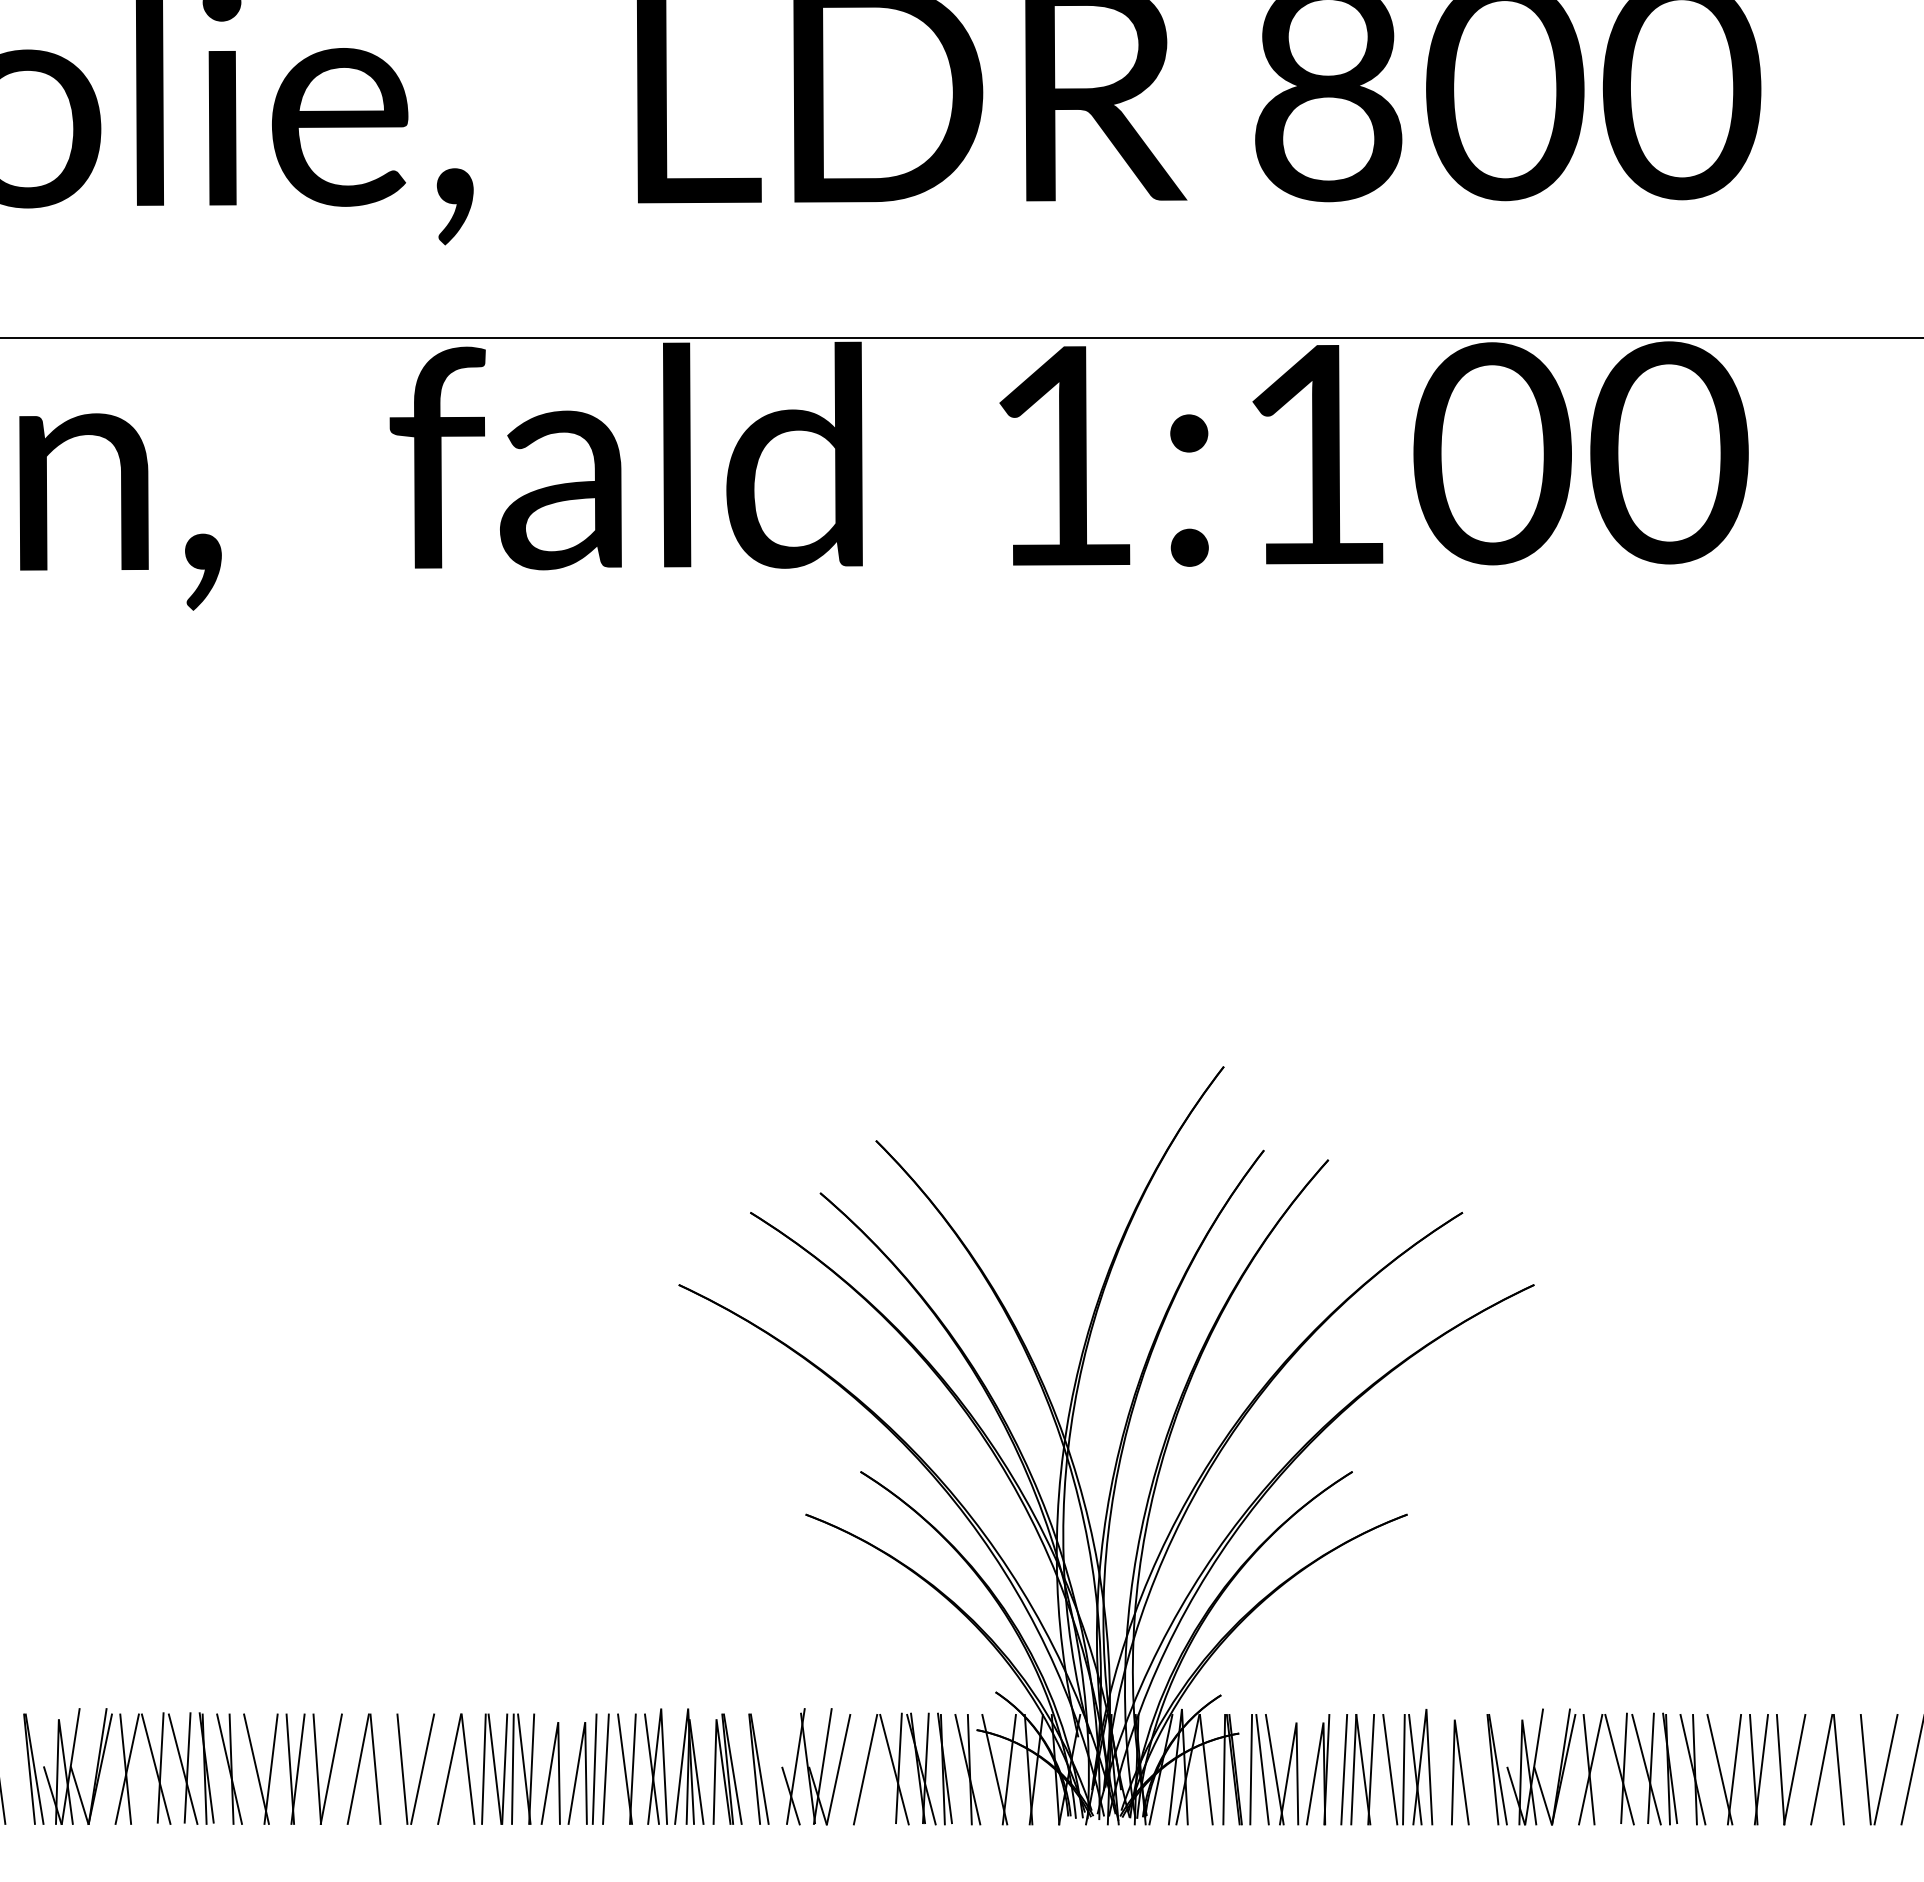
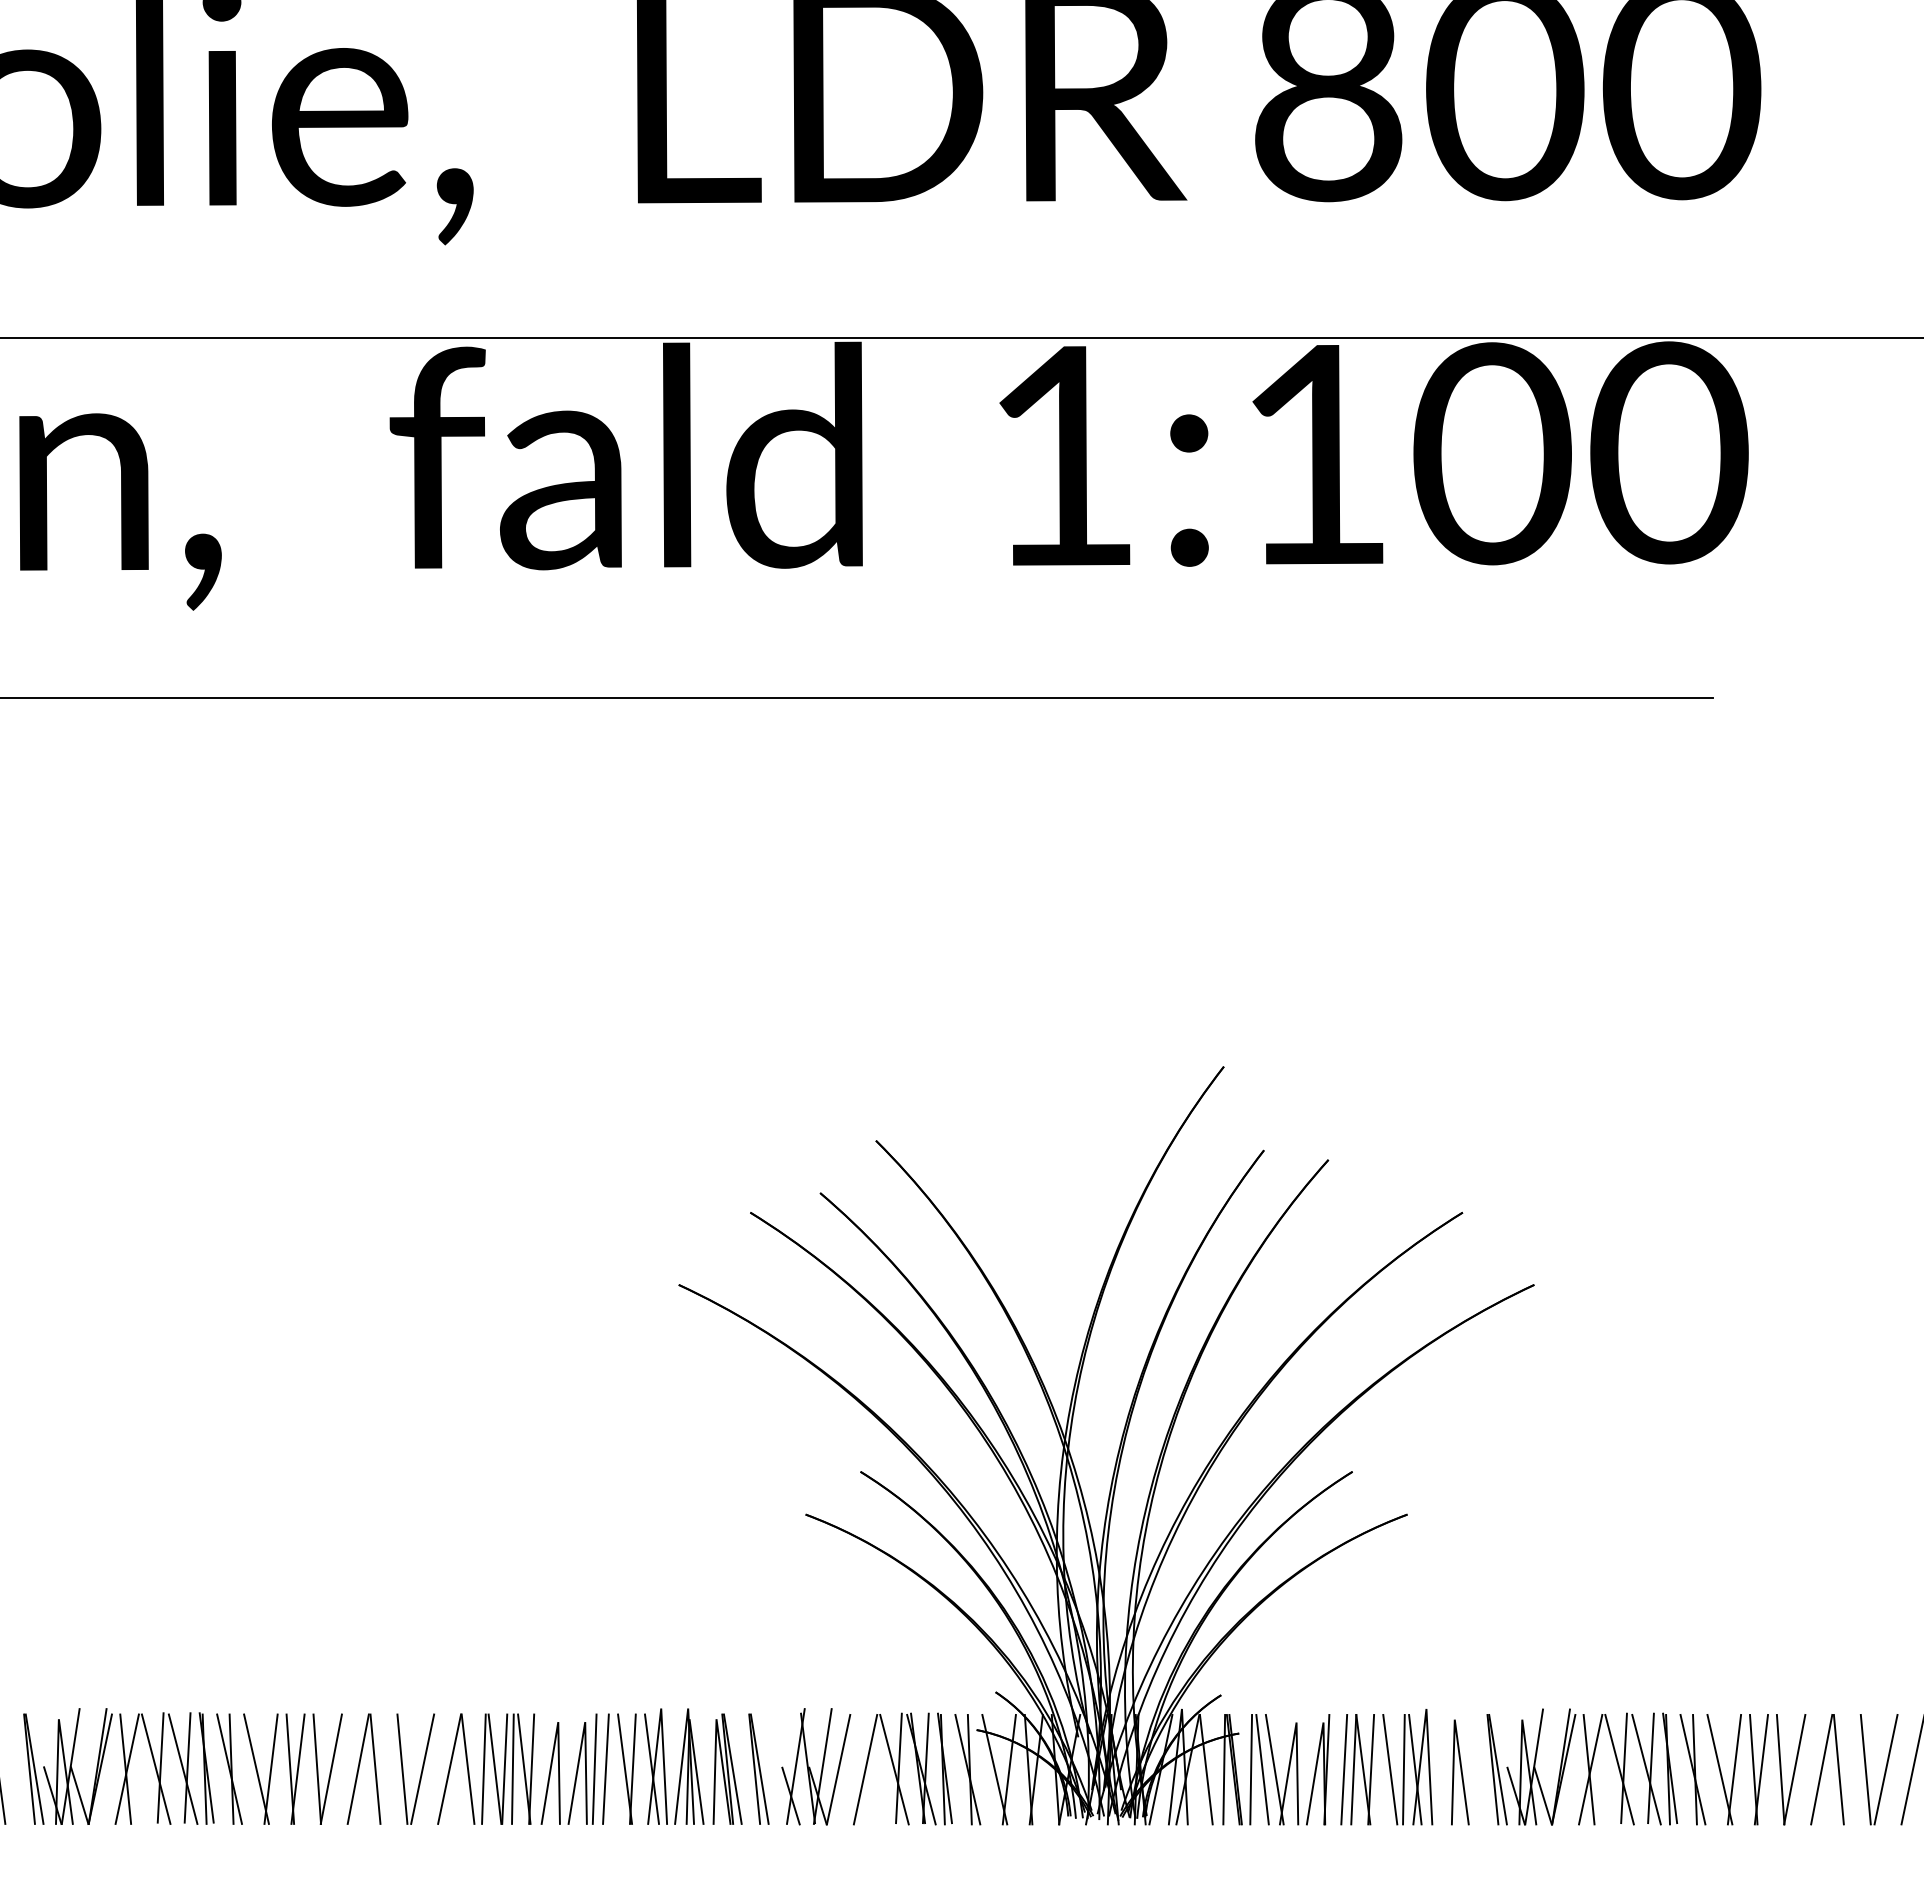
line: none -> present (857, 697)
